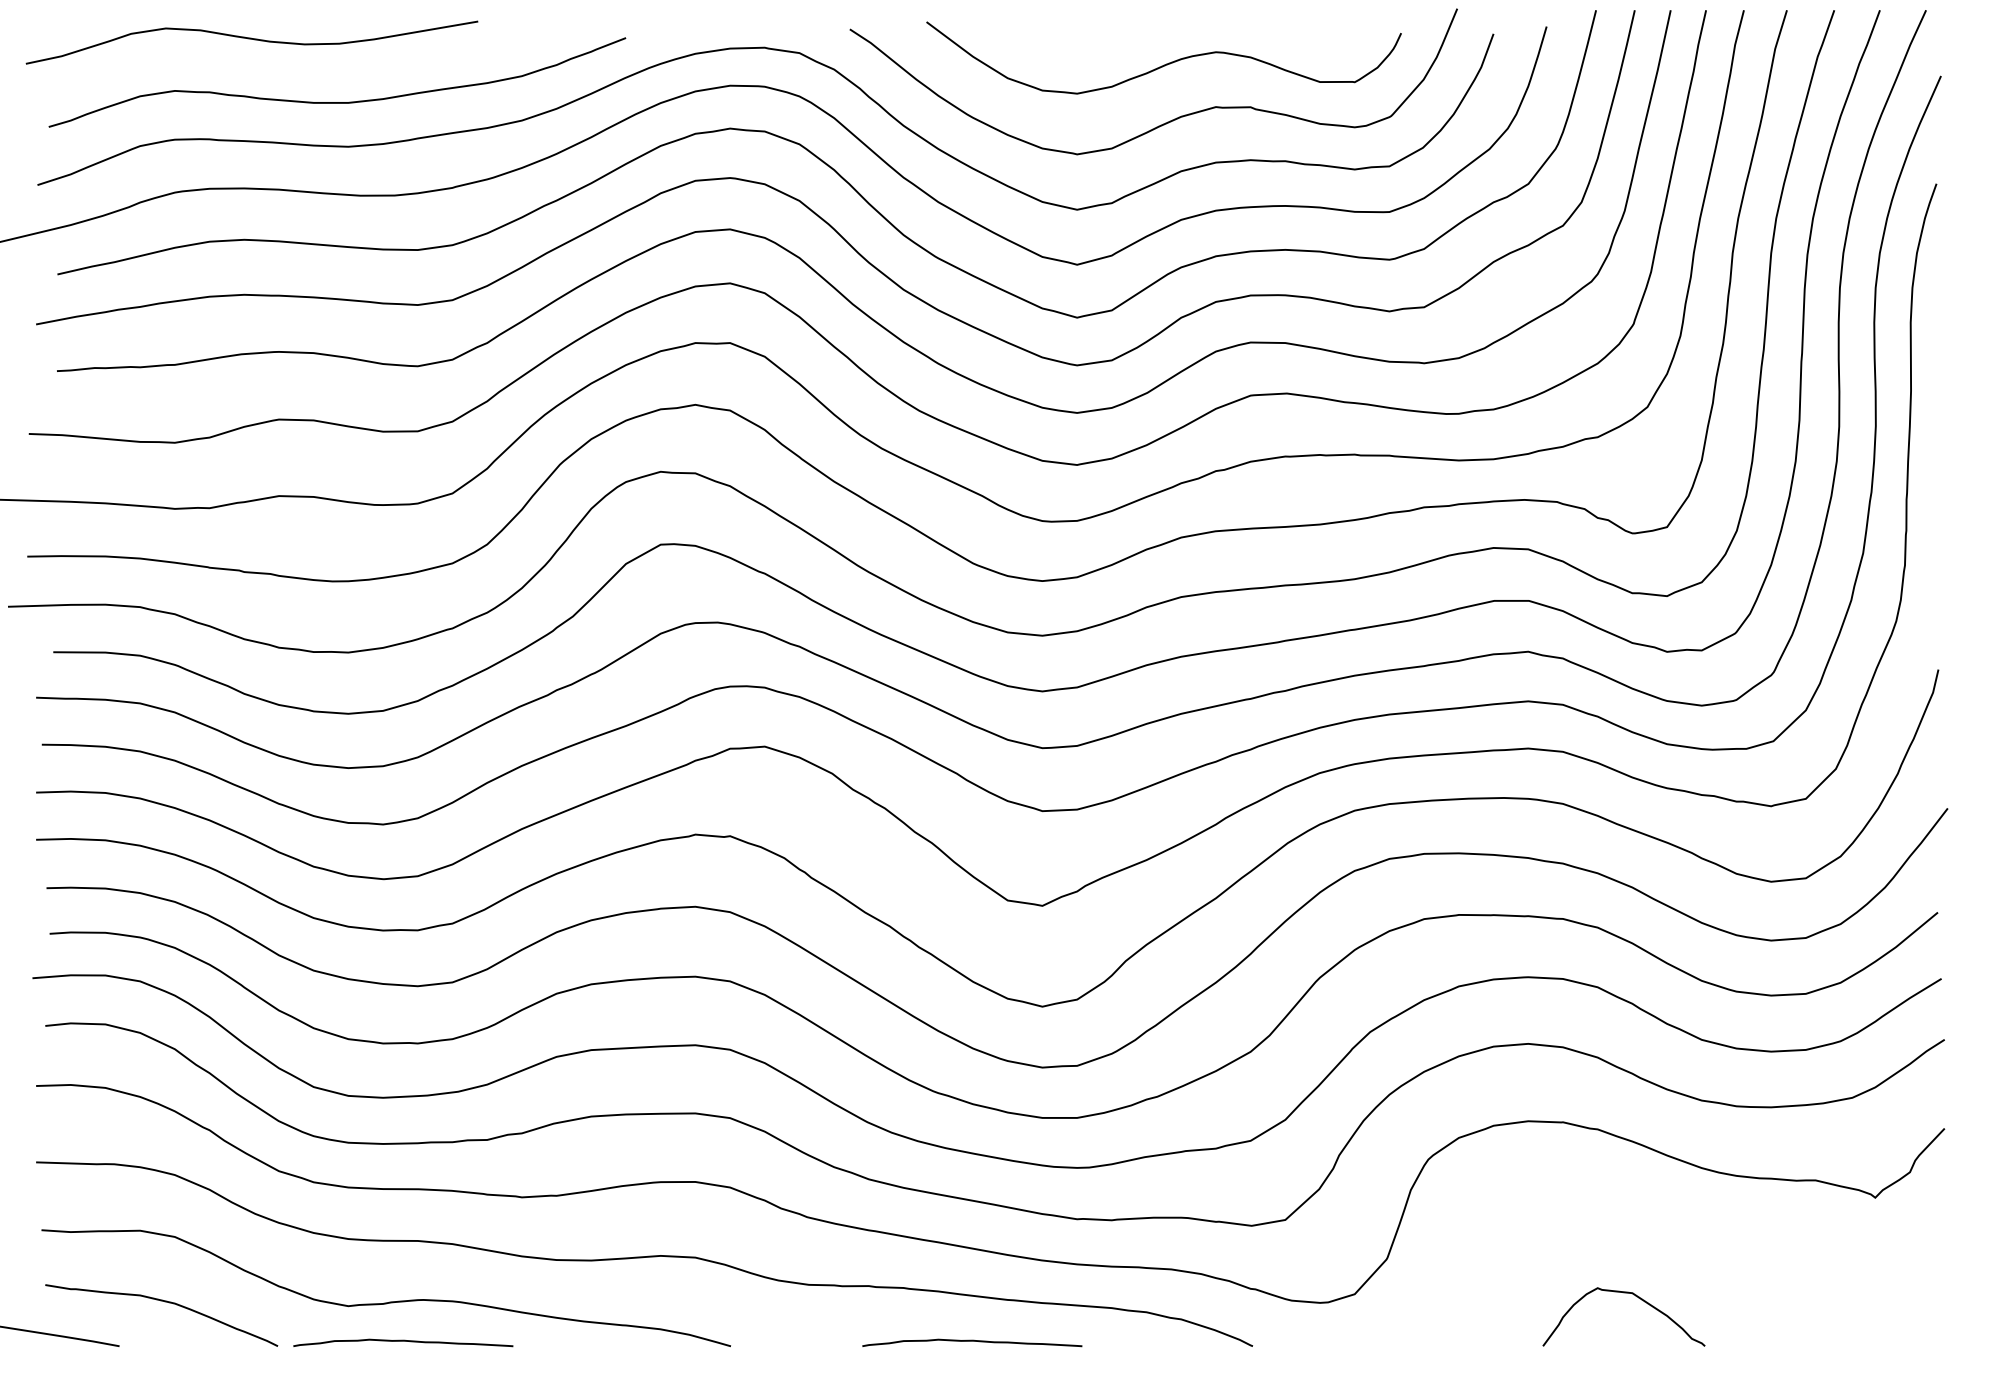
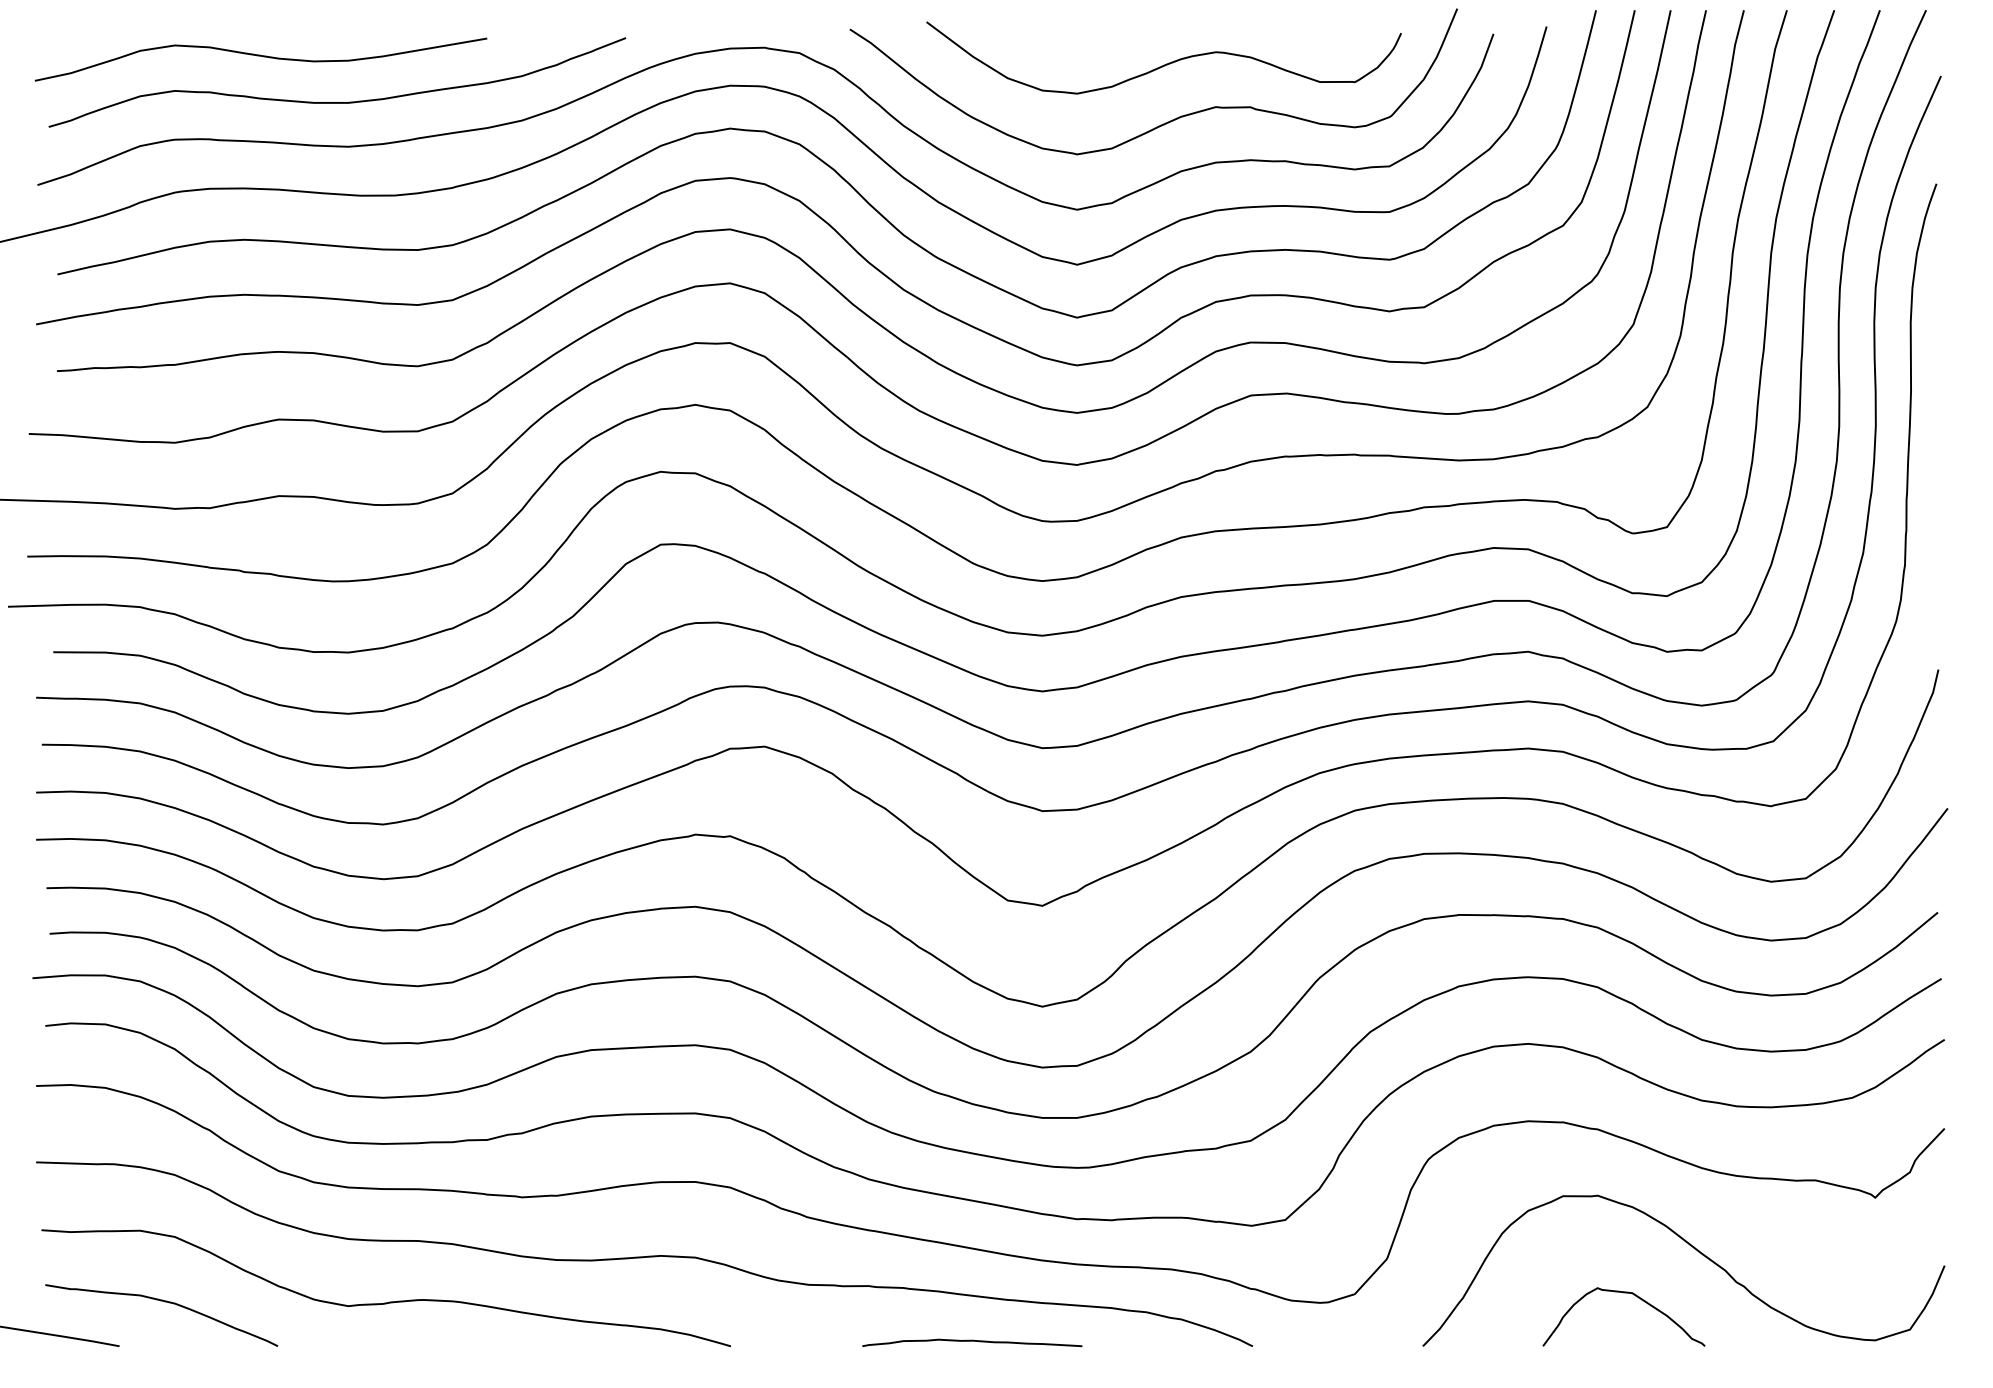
curve position: (251, 39) -> (260, 56) (260, 56)
curve: none -> present (1699, 1253)
curve: present -> none (403, 1341)
